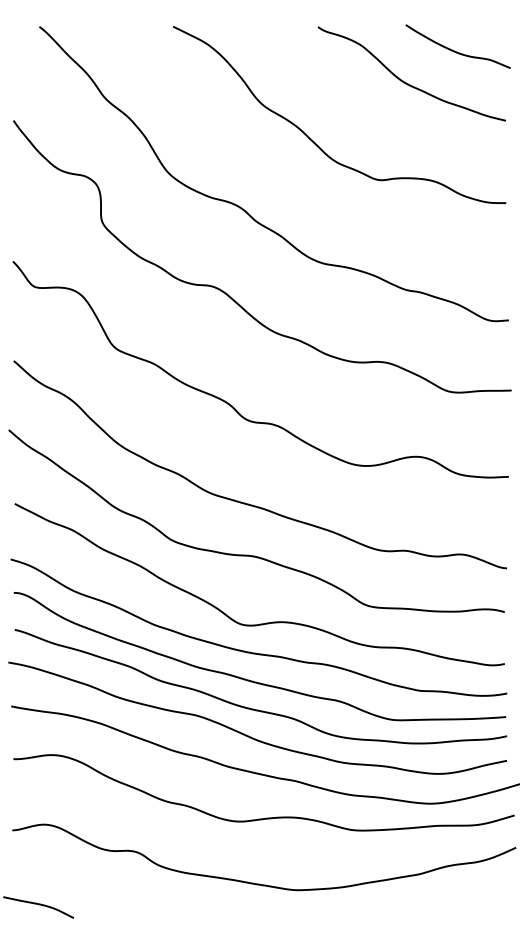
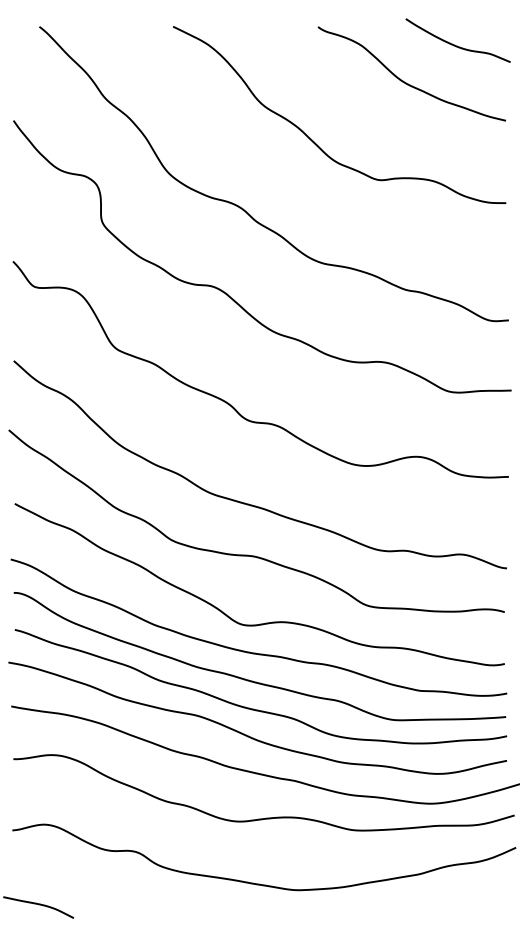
curve position: (454, 50) -> (454, 44) (454, 44)
